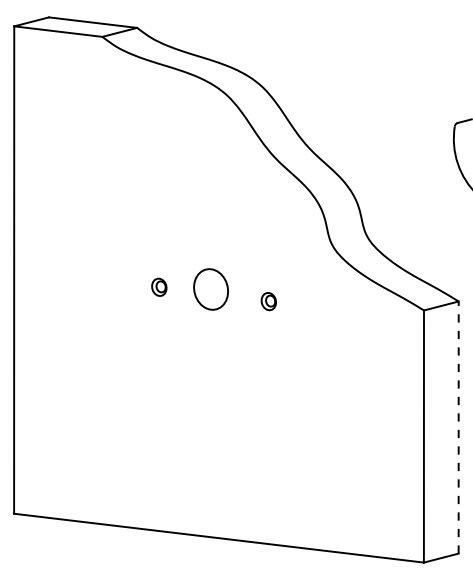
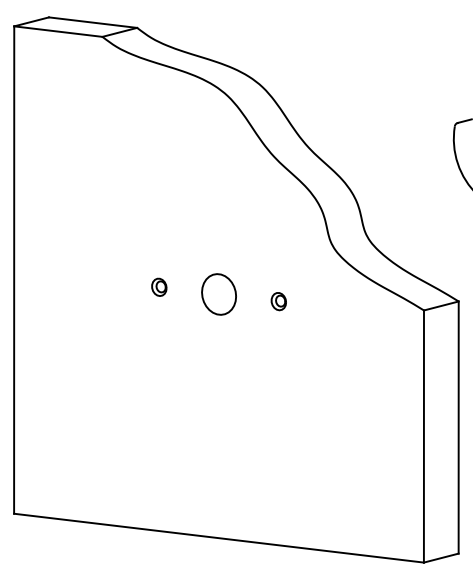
part position: (210, 289) -> (218, 294) (218, 294)
part position: (268, 301) -> (278, 301) (278, 301)
line: dashed -> solid (458, 427)
